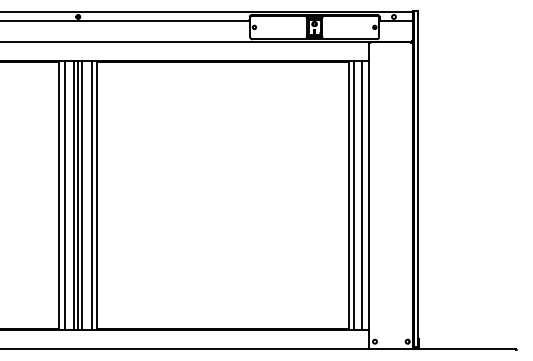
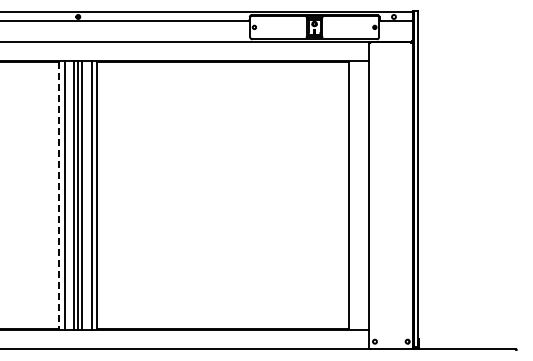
line: solid -> dashed (59, 195)
line: present -> none (354, 195)
line: present -> none (361, 195)
